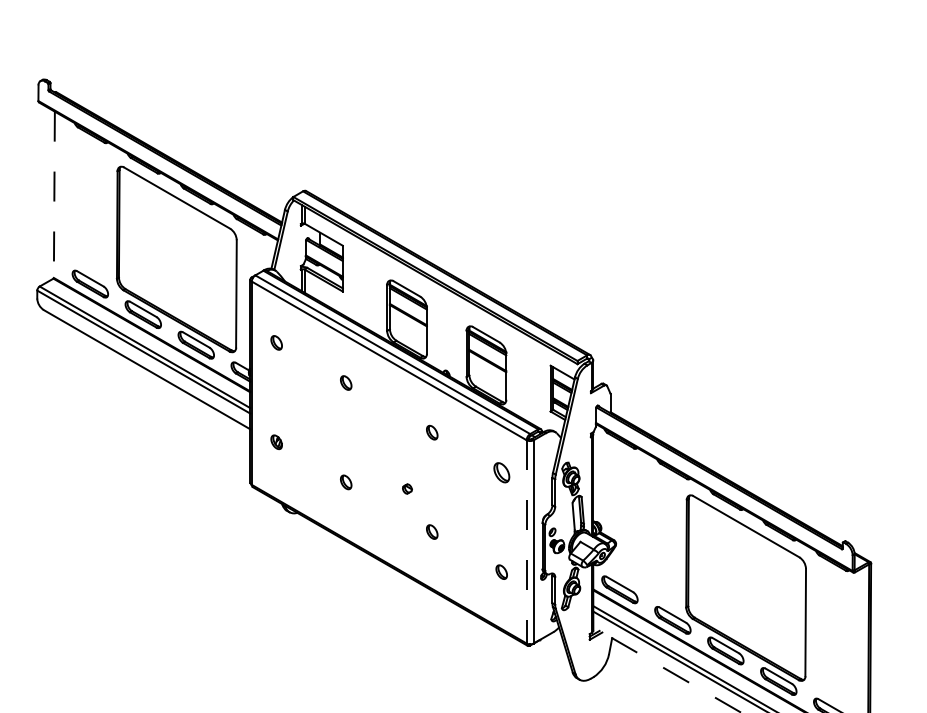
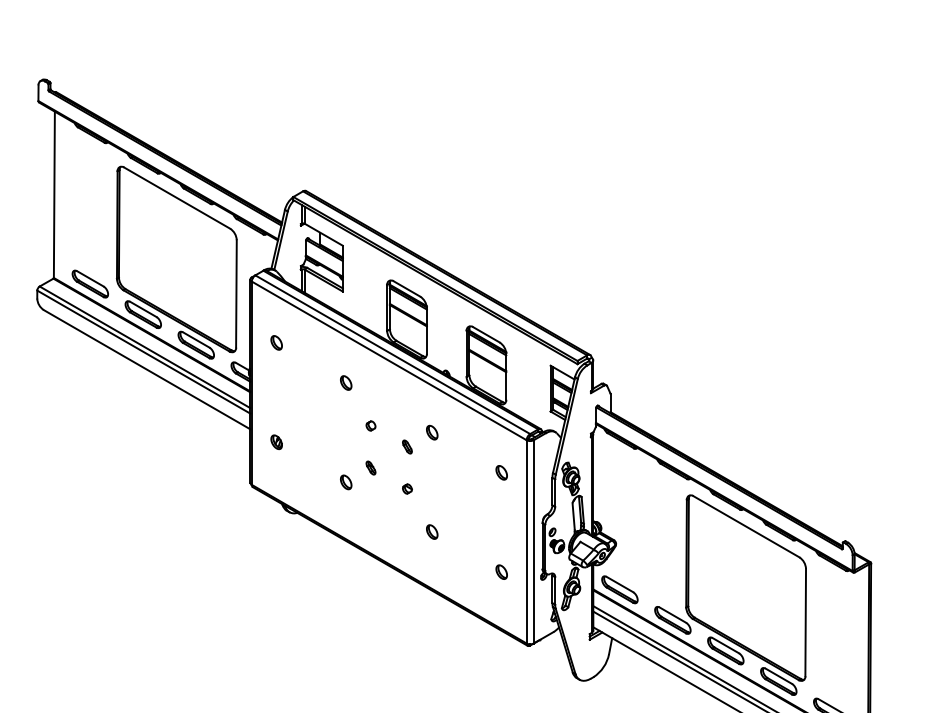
line: dashed -> solid (54, 195)
part: none -> present (370, 425)
part: none -> present (407, 446)
part: none -> present (370, 467)
part size: 18x22 px -> 13x16 px (501, 472)
line: dashed -> solid (526, 541)
line: dashed -> solid (666, 669)
